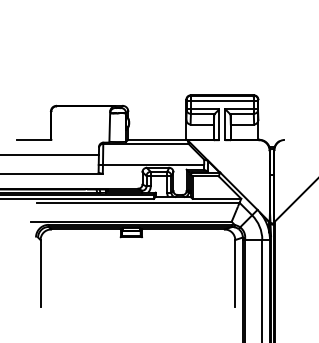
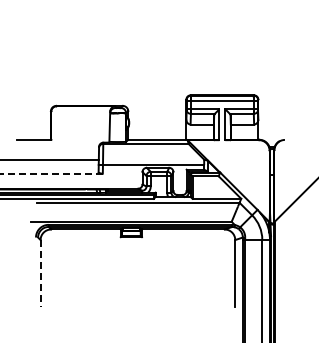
line position: (50, 154) -> (50, 159) (50, 159)
line: solid -> dashed (51, 173)
line: solid -> dashed (40, 274)
